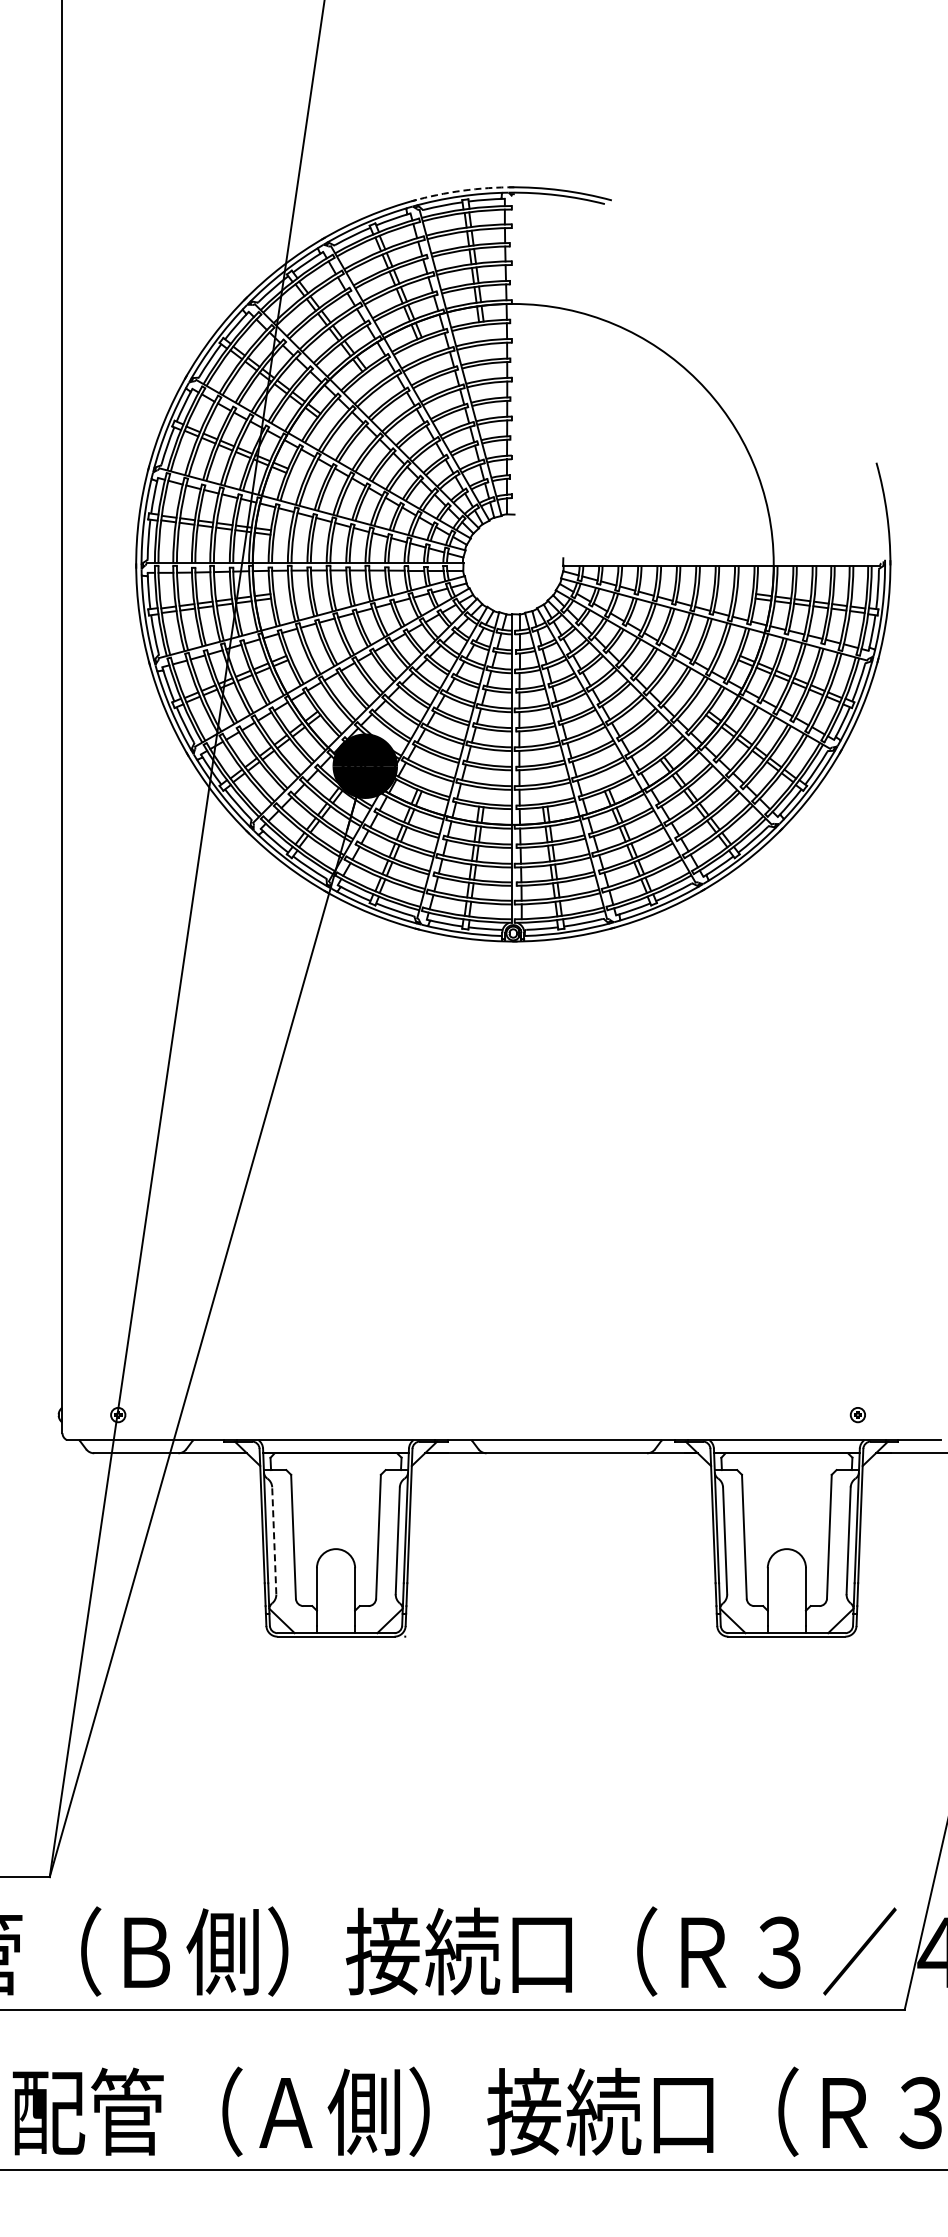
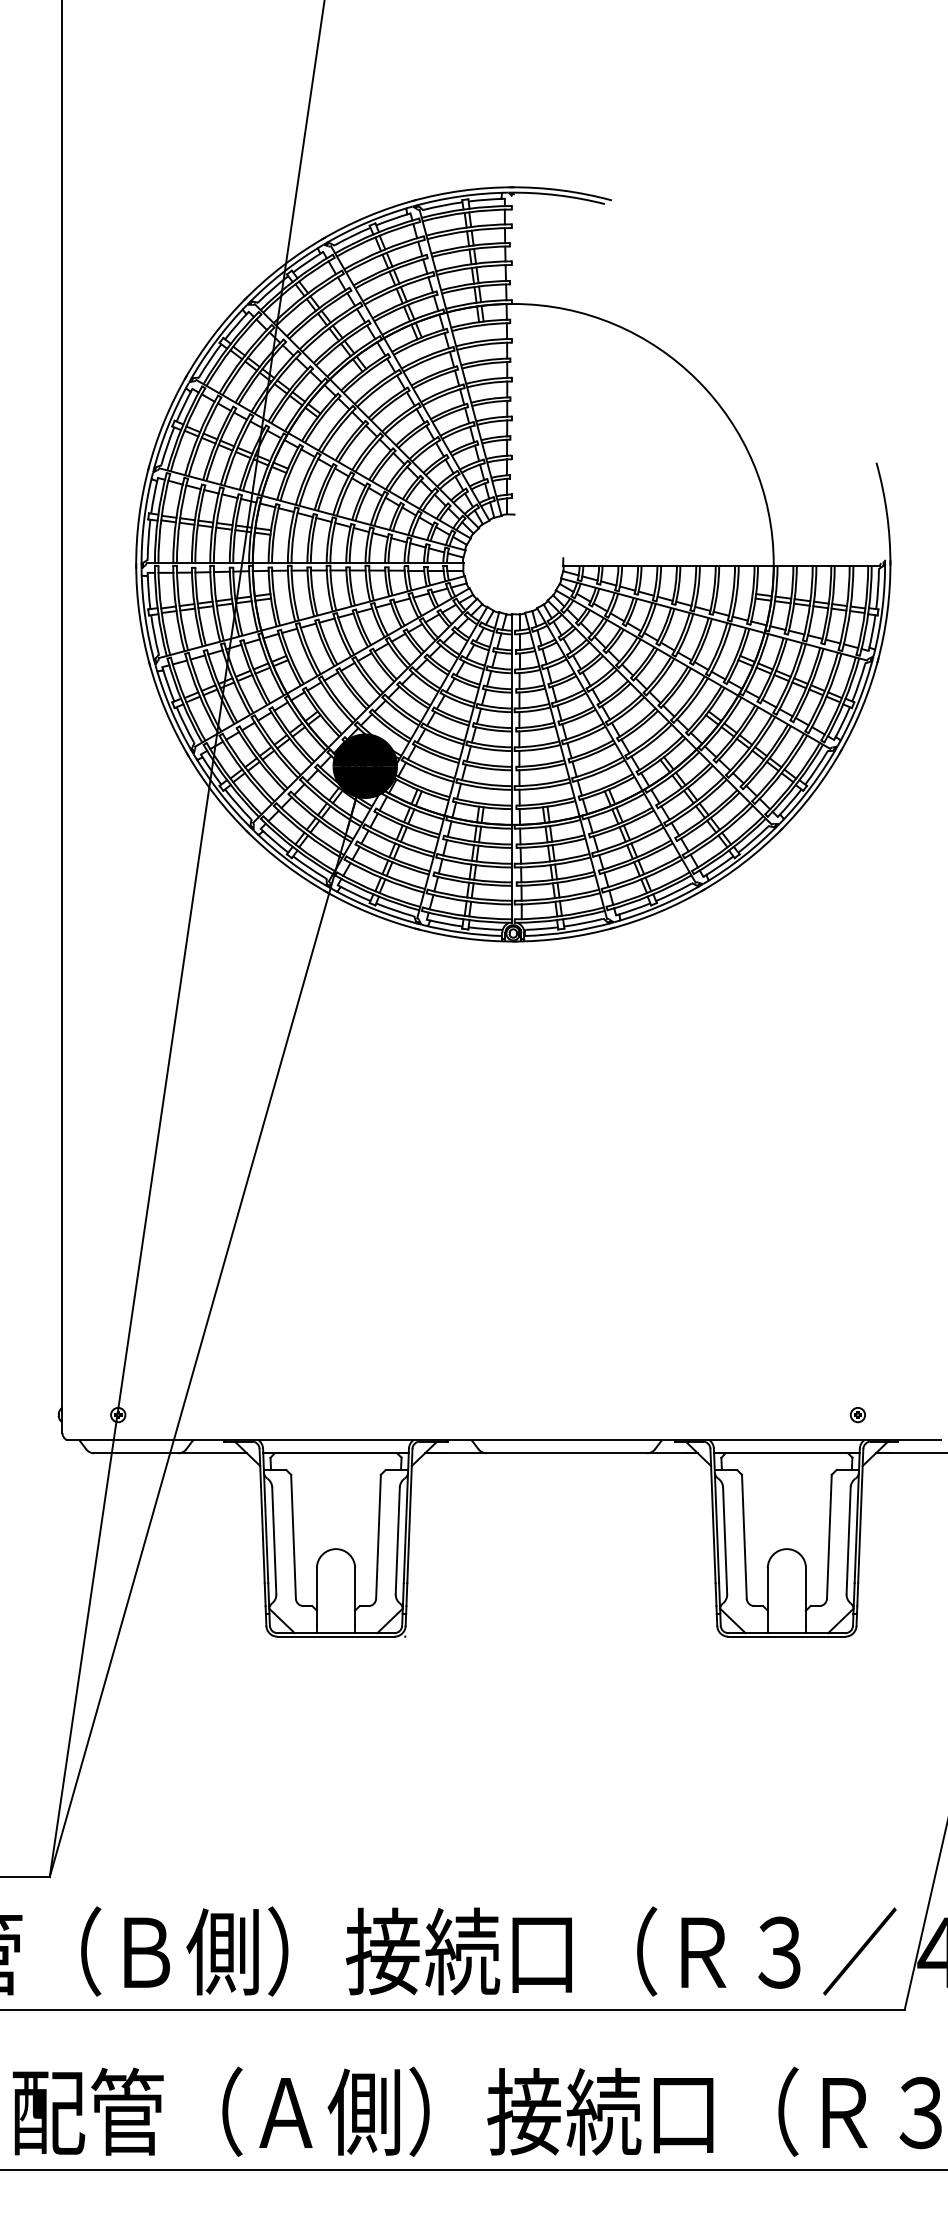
arc: dashed -> solid (462, 190)
line: dashed -> solid (274, 1540)
